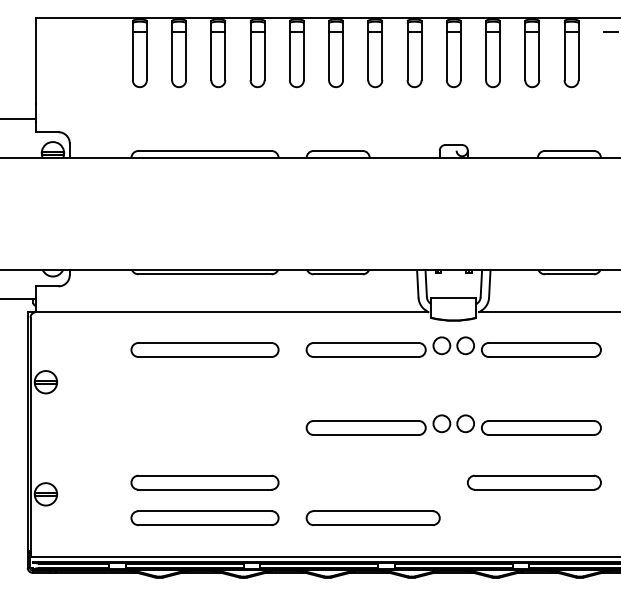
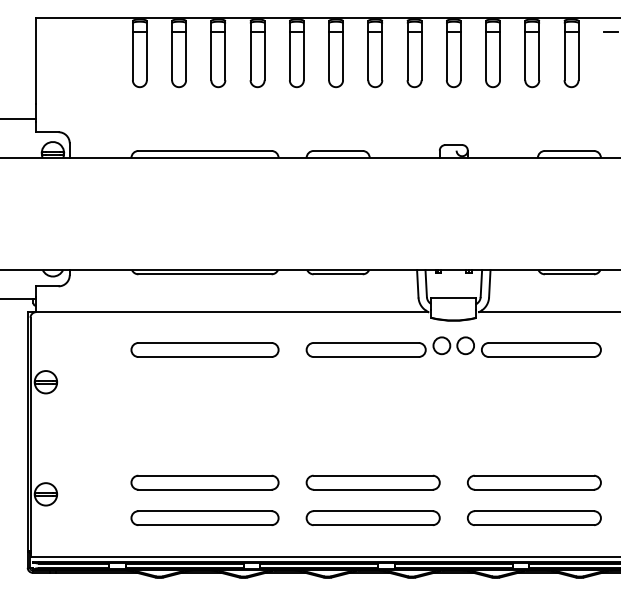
part: present -> none (453, 424)
part: none -> present (372, 482)
part: none -> present (534, 517)
